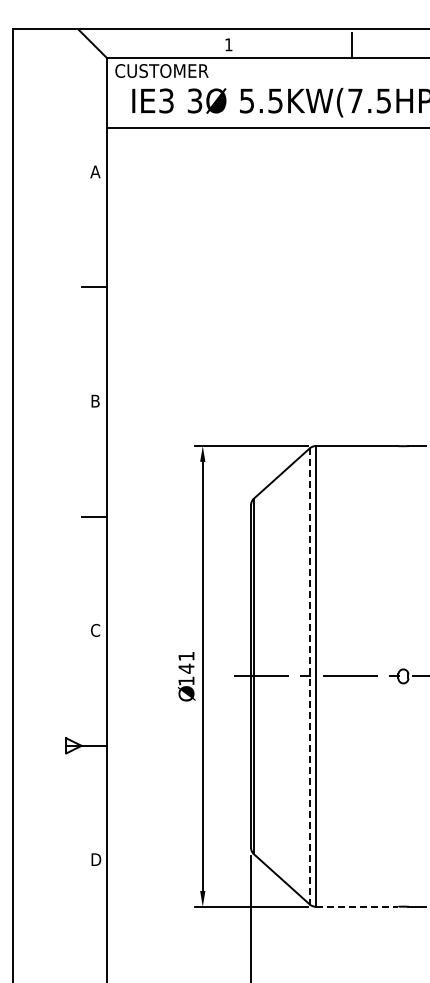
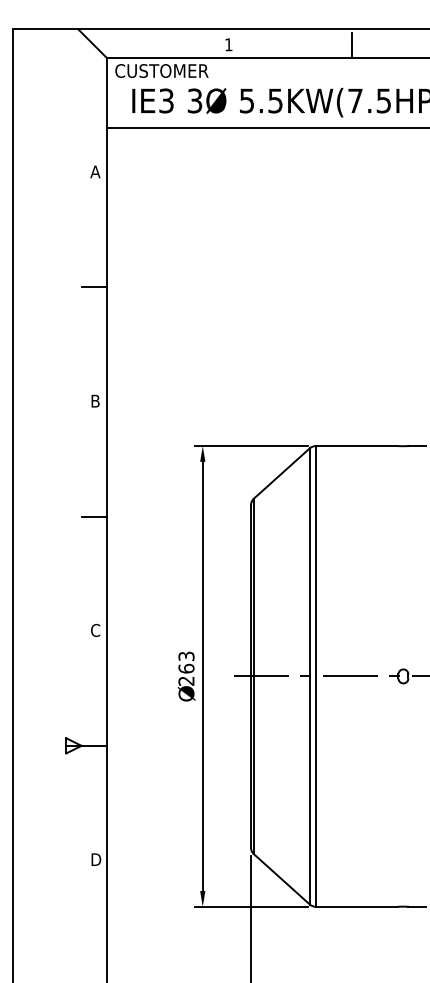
text: 141 -> 263 (186, 668)
line: dashed -> solid (309, 676)
line: dashed -> solid (357, 906)
